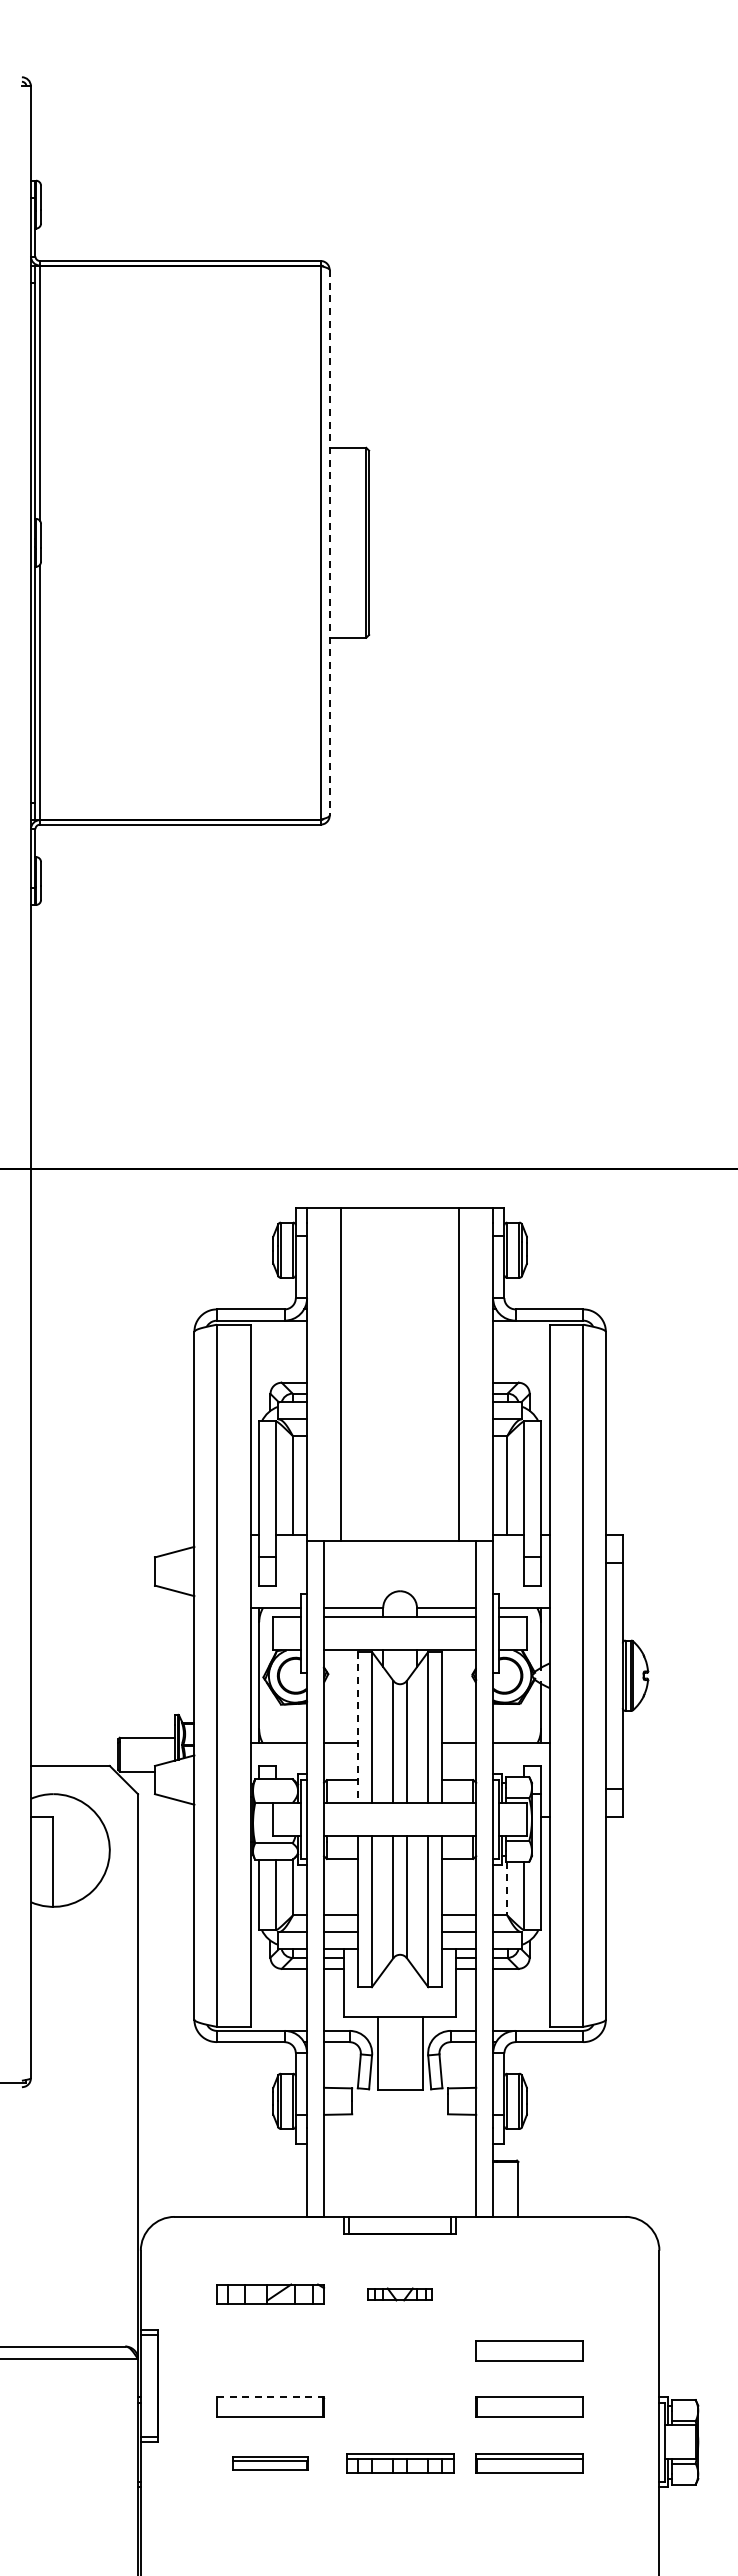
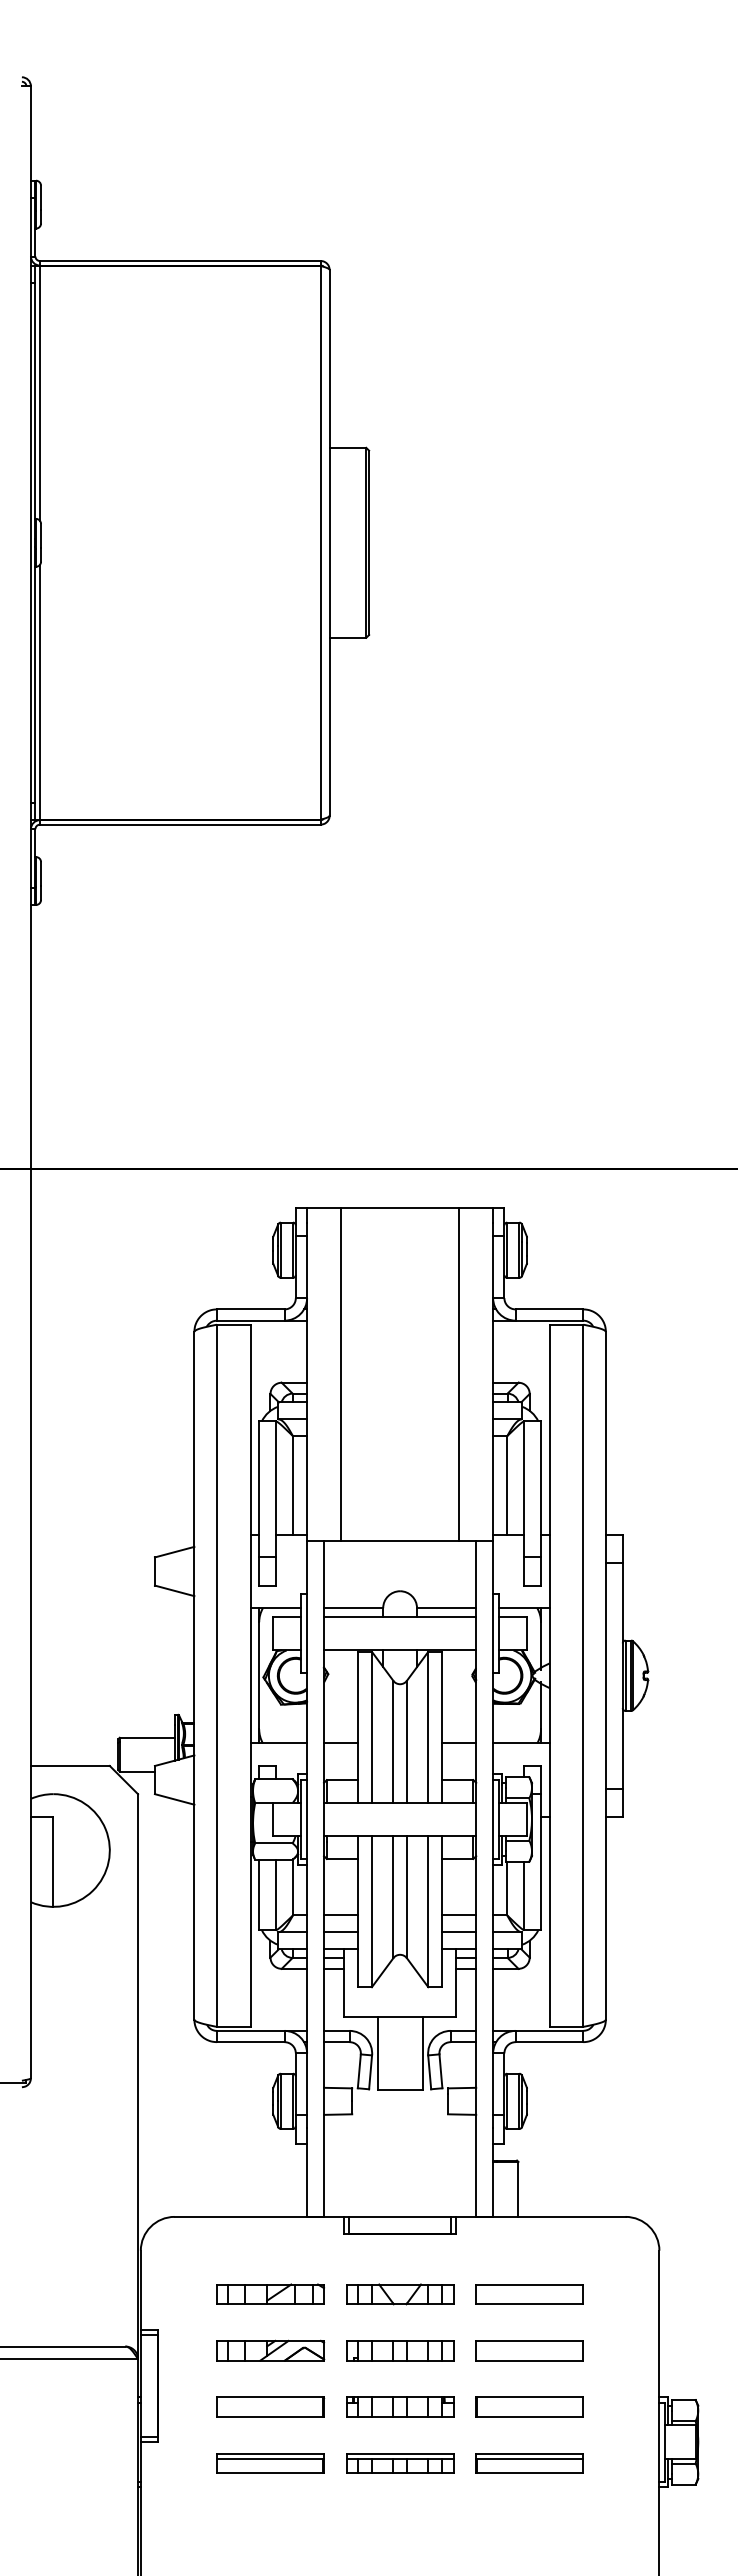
line: dashed -> solid (329, 542)
line: dashed -> solid (357, 1727)
line: dashed -> solid (507, 1888)
part size: 66x15 px -> 109x23 px (400, 2294)
part: none -> present (529, 2294)
part: none -> present (270, 2350)
part: none -> present (400, 2350)
line: dashed -> solid (270, 2397)
part: none -> present (400, 2406)
part size: 77x15 px -> 109x21 px (270, 2463)
